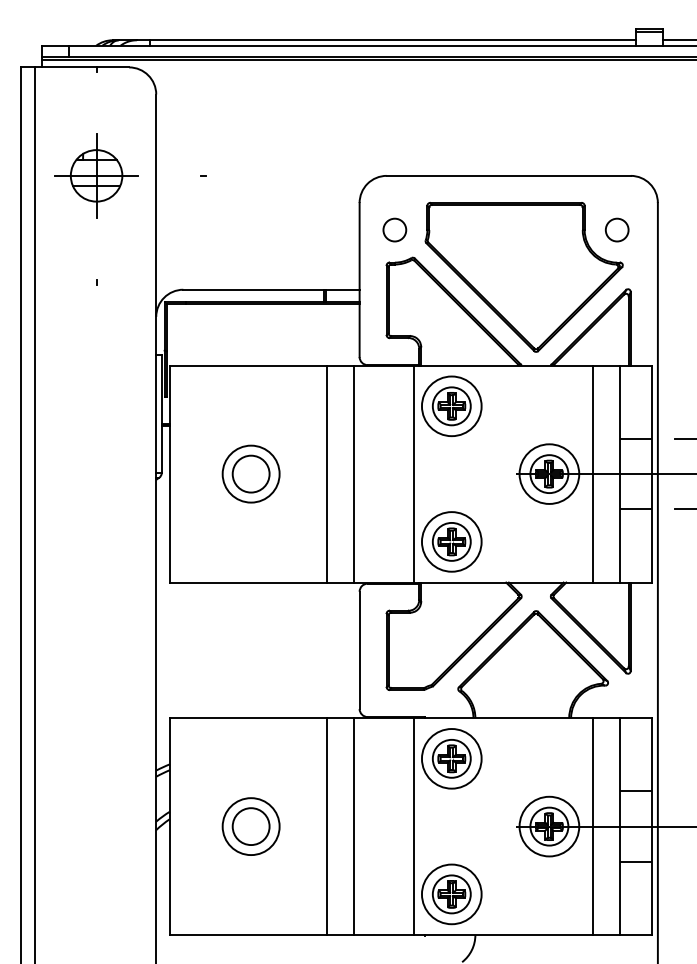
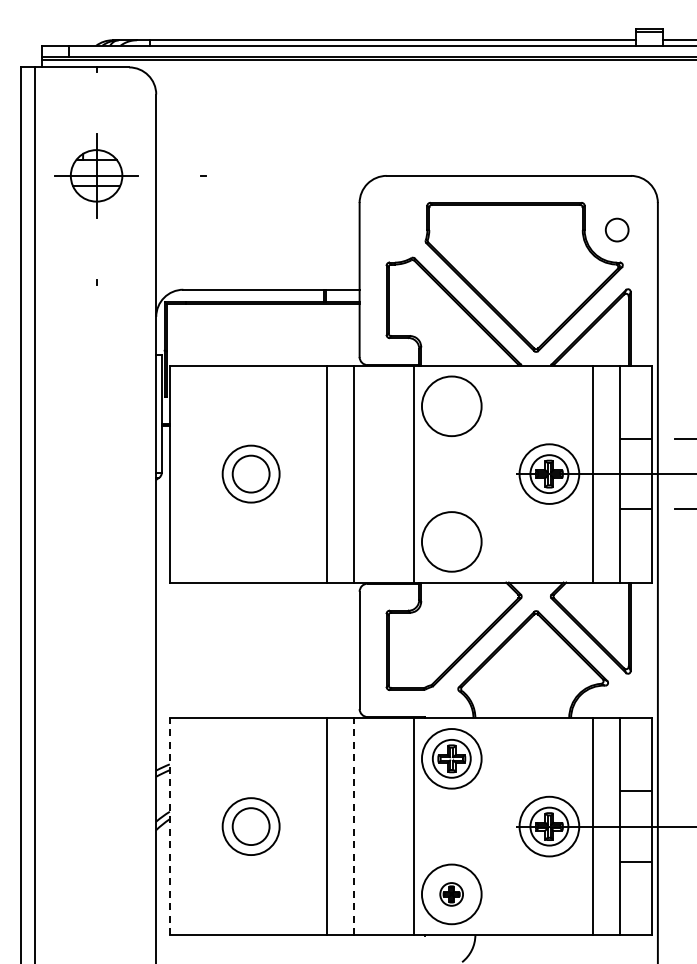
circle: present -> none (394, 229)
part: present -> none (451, 406)
part: present -> none (451, 541)
line: solid -> dashed (169, 826)
line: solid -> dashed (354, 826)
part size: 41x41 px -> 25x25 px (451, 894)
